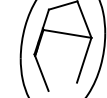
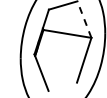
line: solid -> dashed (84, 19)
